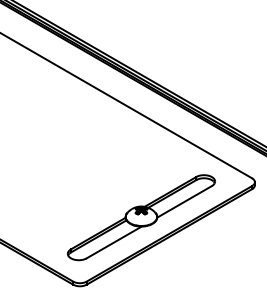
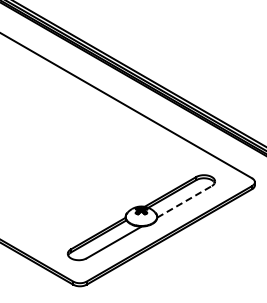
line: solid -> dashed (184, 201)
